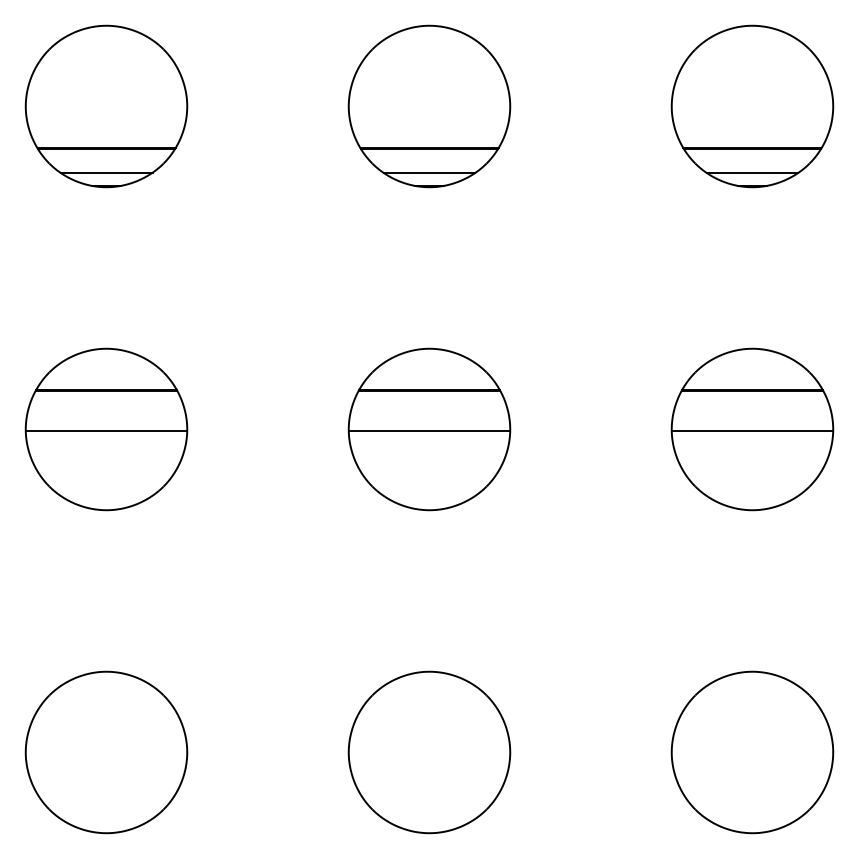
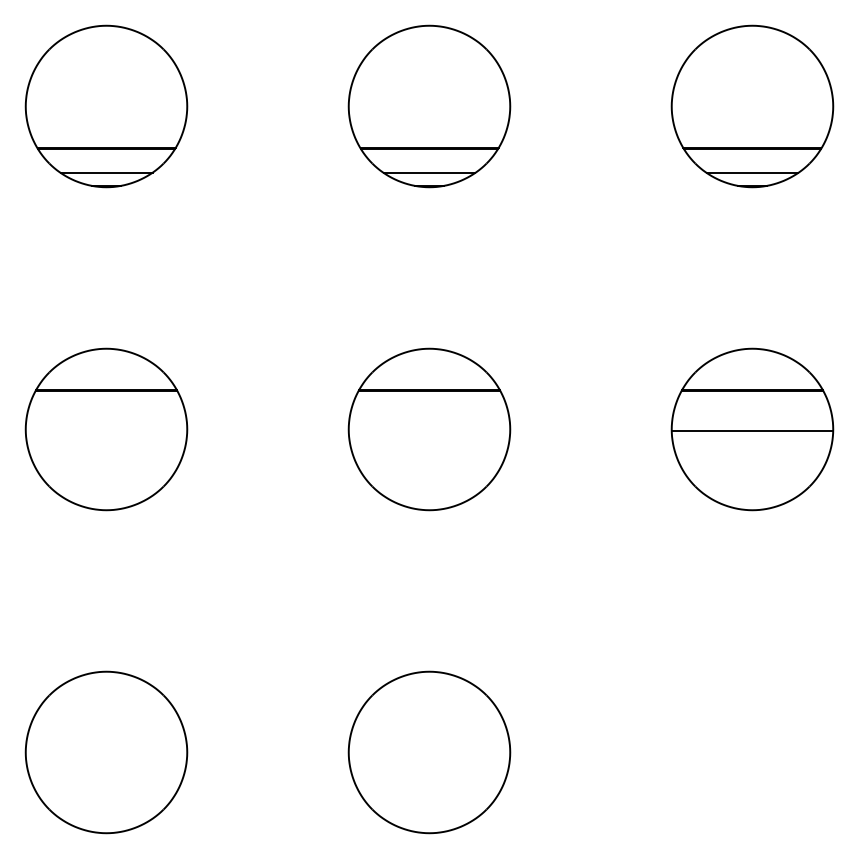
line: present -> none (106, 430)
line: present -> none (429, 430)
part: present -> none (752, 752)
